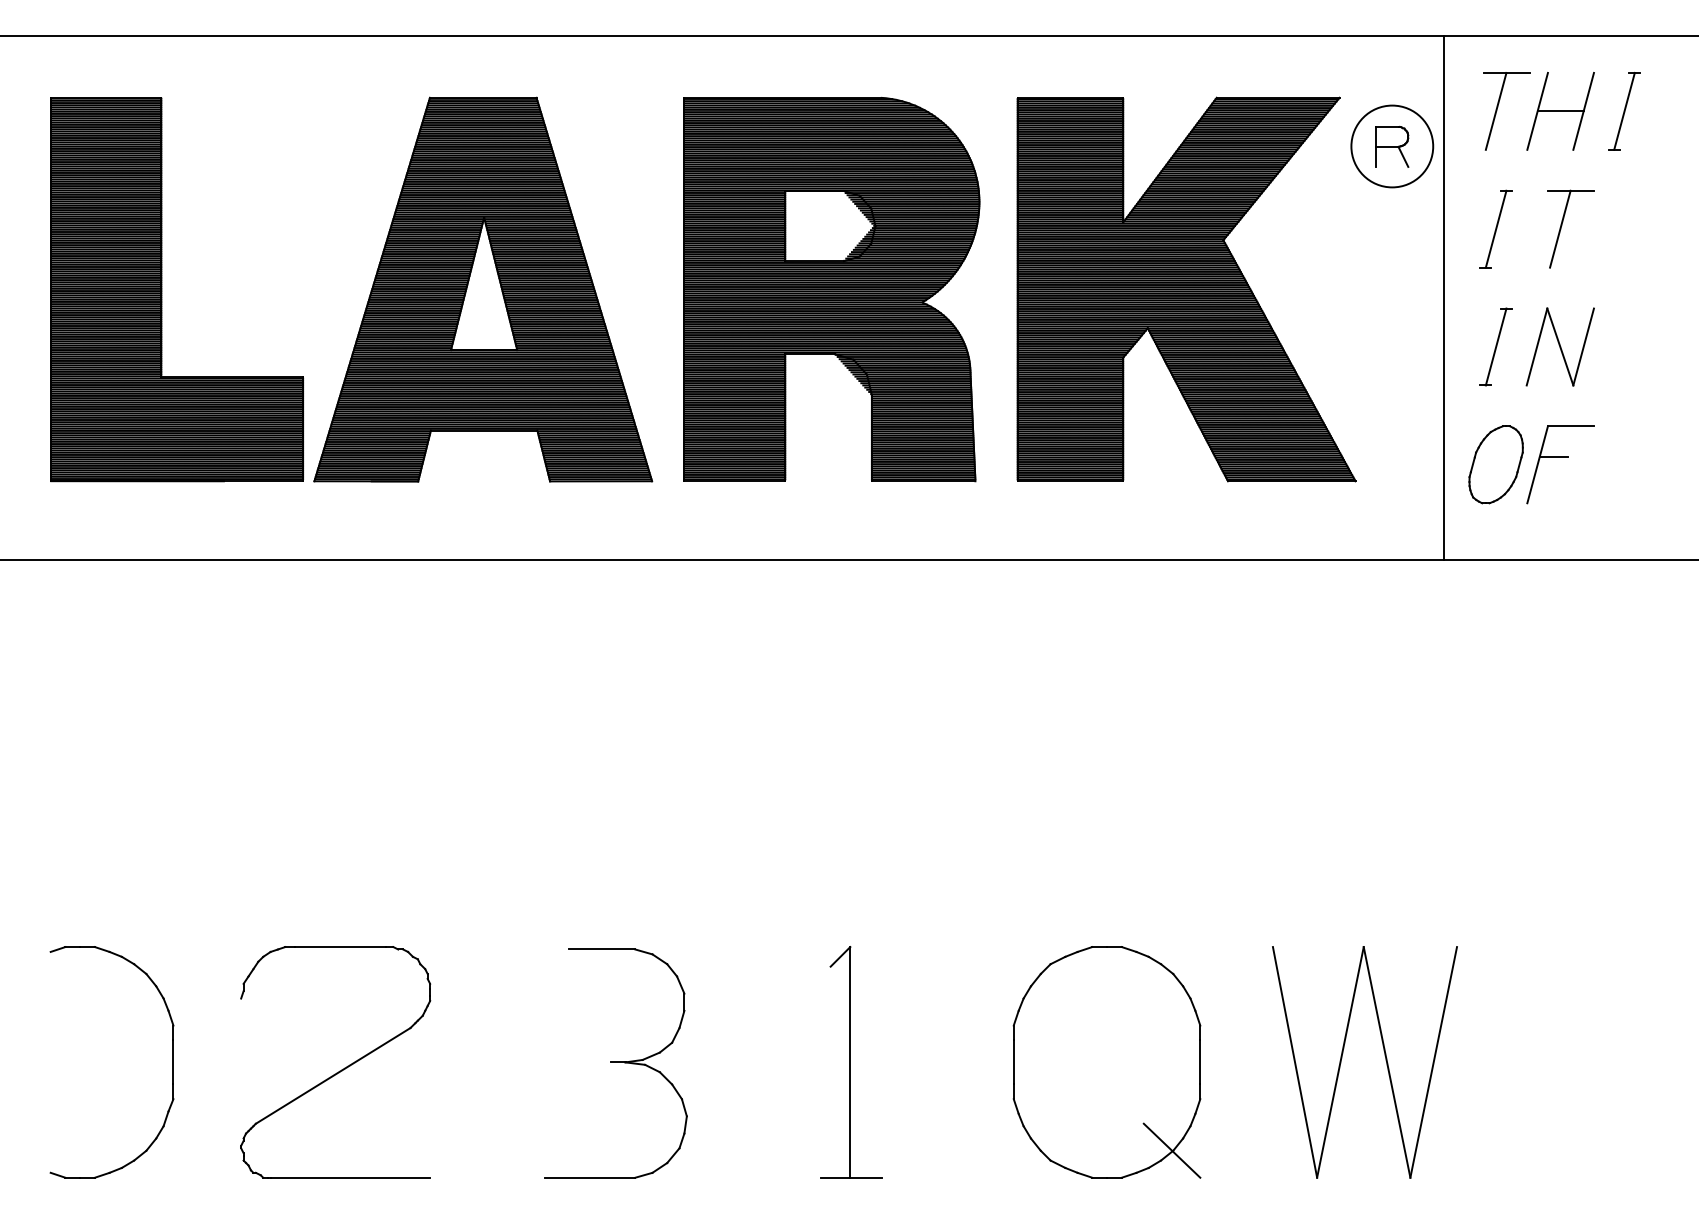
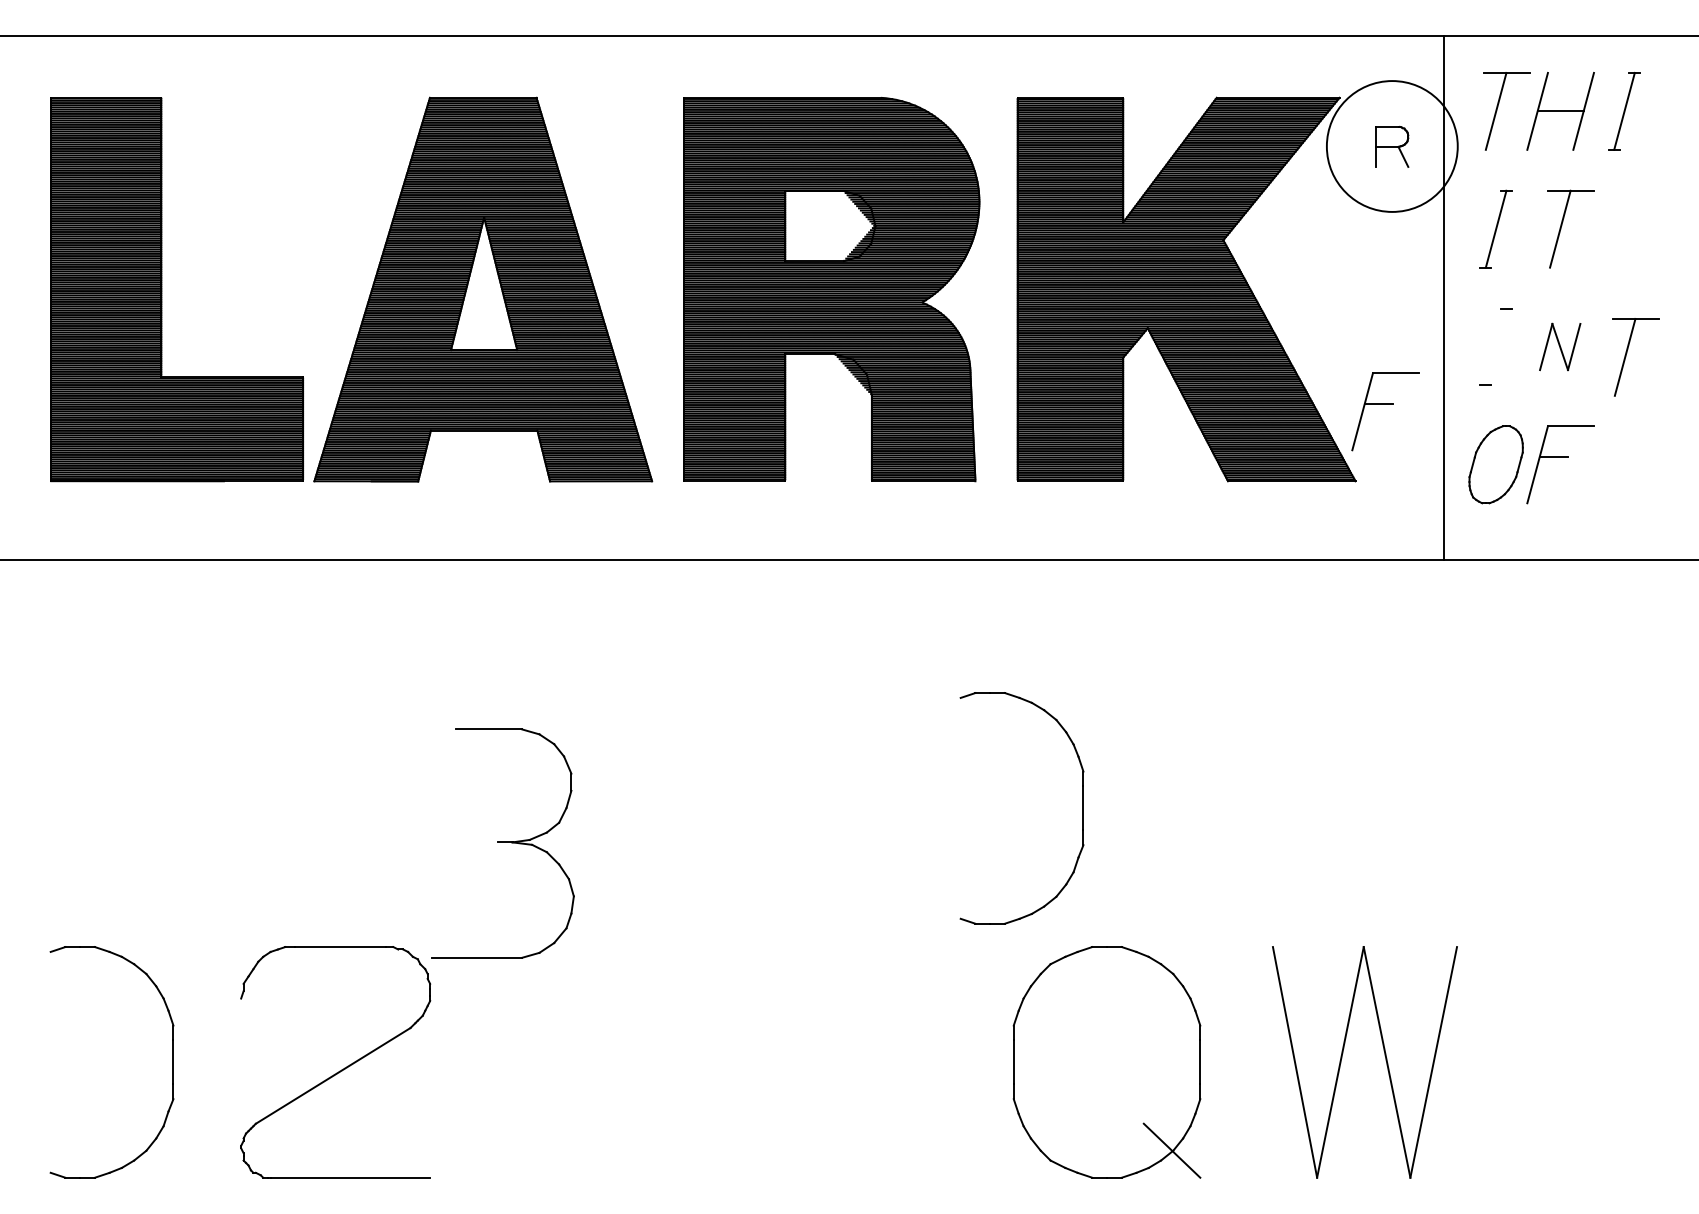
circle diameter: 82 px -> 131 px (1391, 146)
line: present -> none (1495, 346)
part size: 70x80 px -> 43x50 px (1560, 346)
part: none -> present (1627, 353)
part: none -> present (1385, 404)
part: none -> present (1082, 808)
part: present -> none (851, 1062)
part position: (615, 1063) -> (502, 843) (502, 843)
